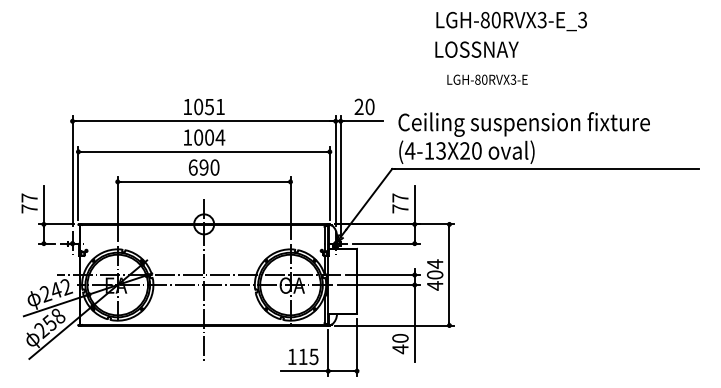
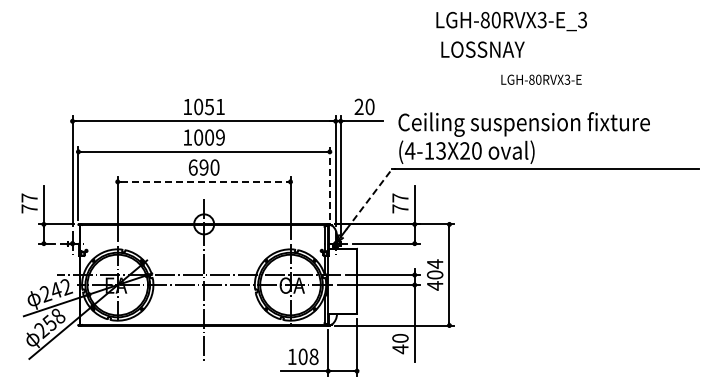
text position: (476, 49) -> (482, 49) (482, 49)
text position: (487, 79) -> (541, 79) (541, 79)
text: 1004 -> 1009 (220, 137)
line: solid -> dashed (204, 181)
line: solid -> dashed (329, 182)
line: solid -> dashed (369, 198)
text: 115 -> 108 (308, 356)
